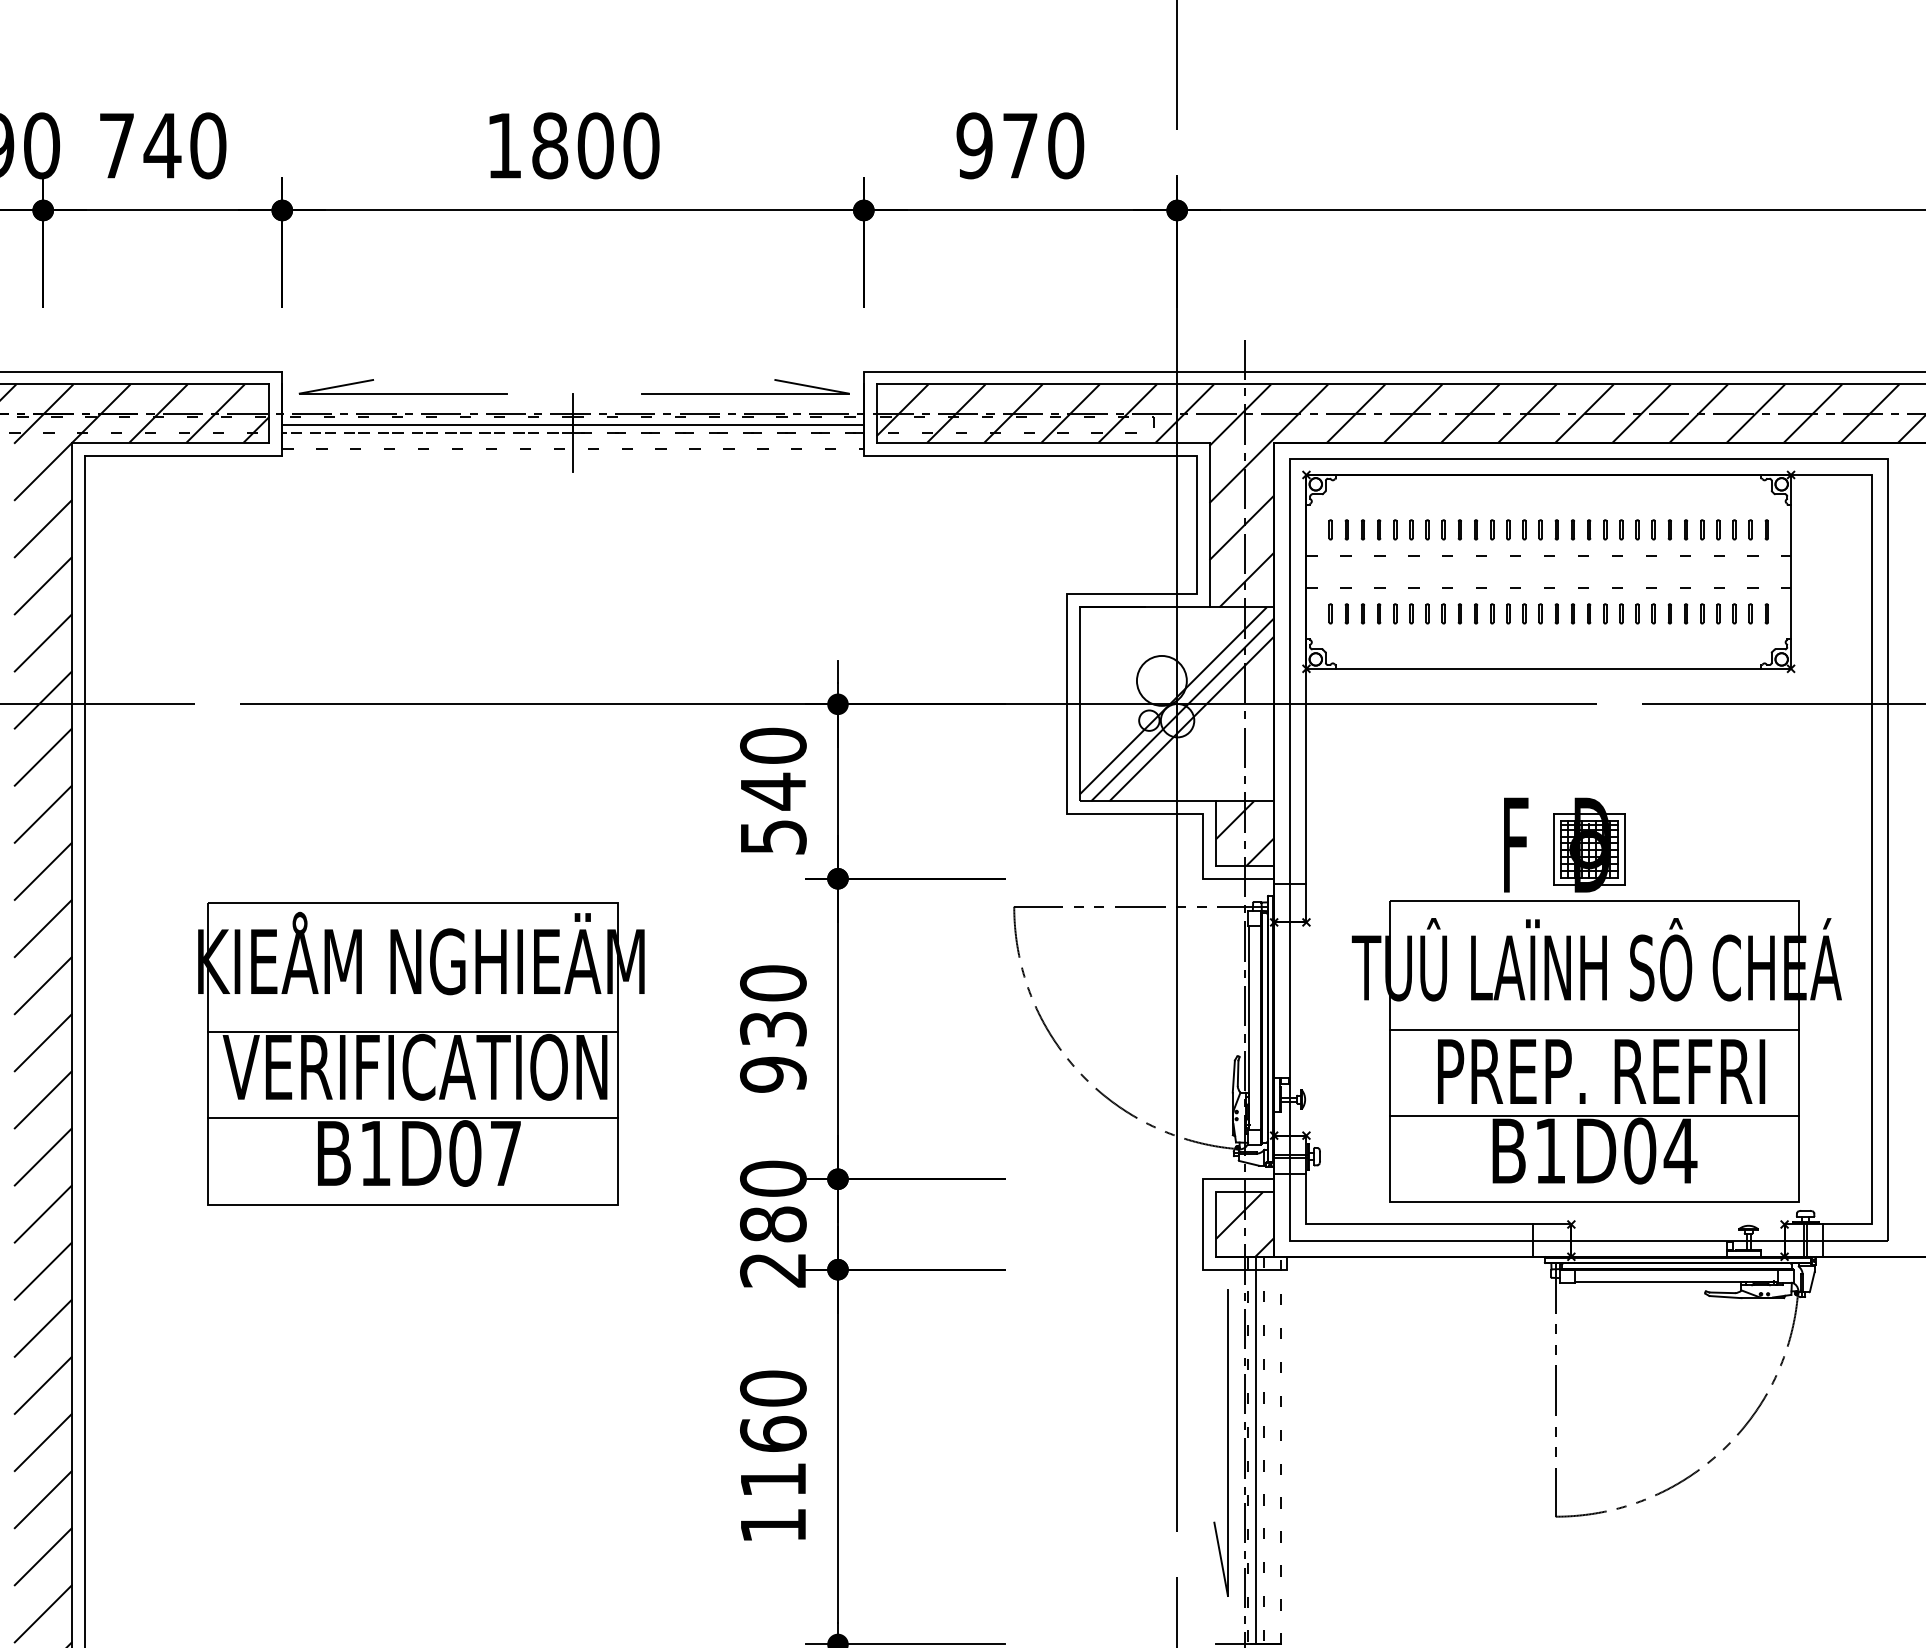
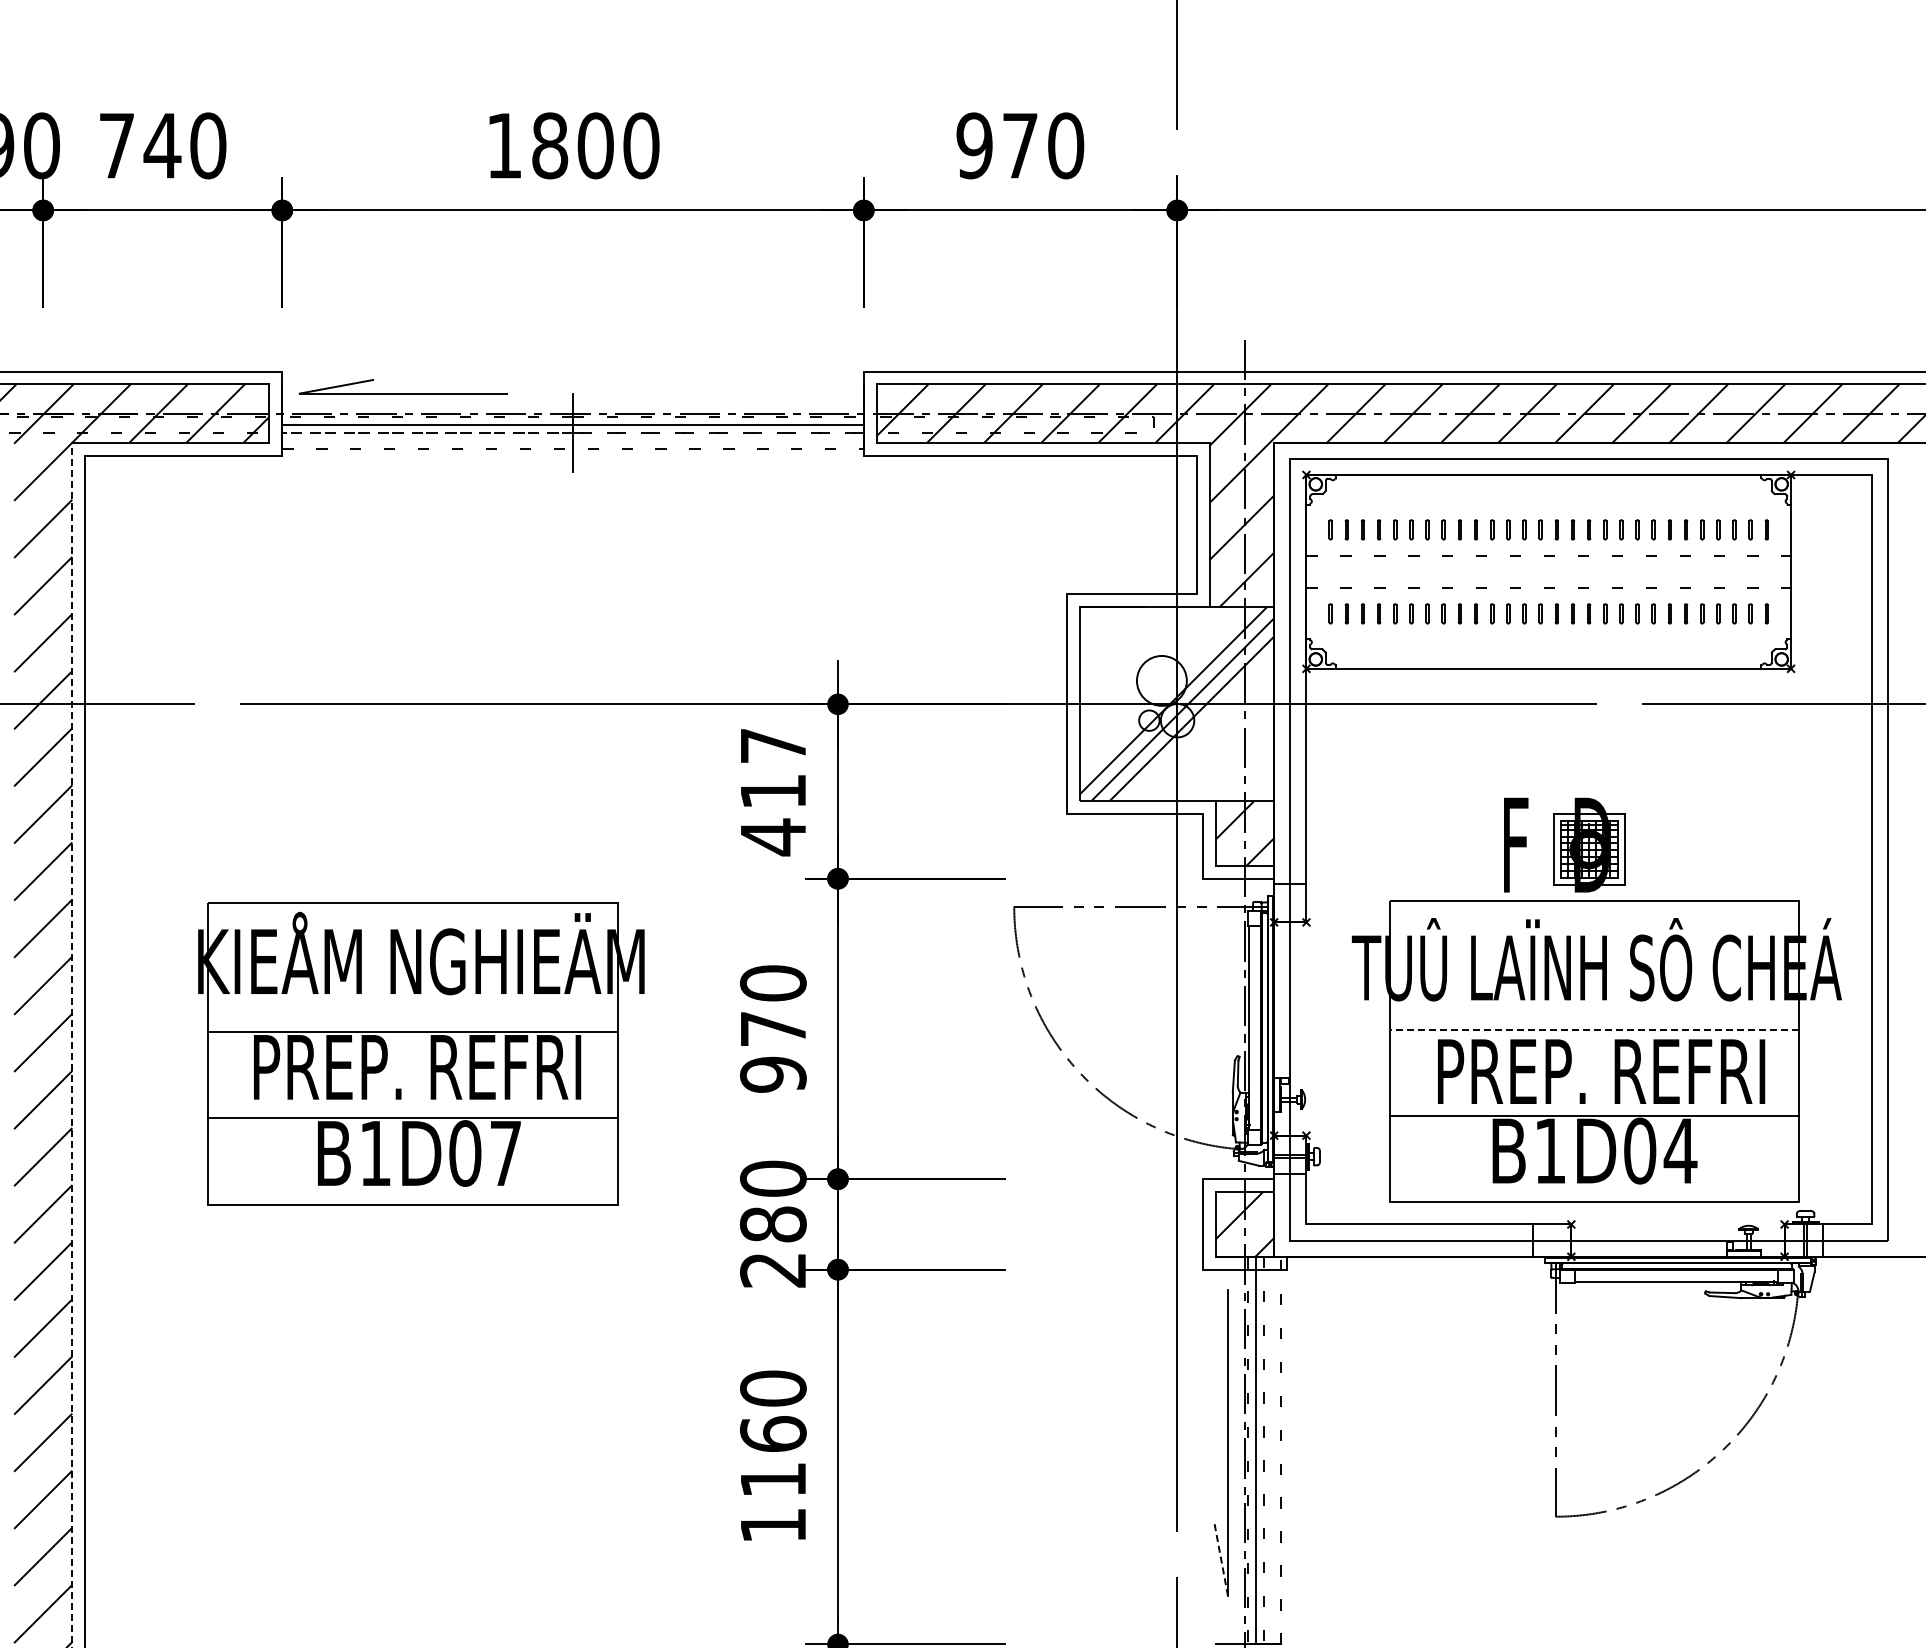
part: present -> none (745, 393)
text: 540 -> 417 (773, 791)
text: 930 -> 970 (773, 1029)
line: solid -> dashed (1594, 1029)
line: solid -> dashed (72, 1044)
text: VERIFICATION -> PREP. REFRI (414, 1066)
line: solid -> dashed (1221, 1558)
